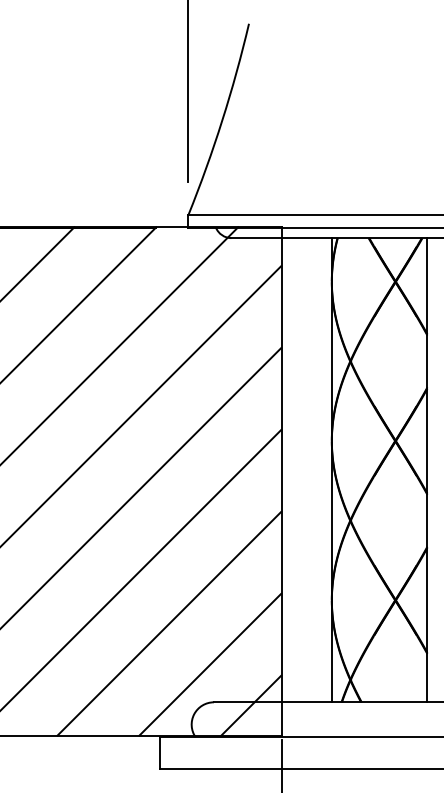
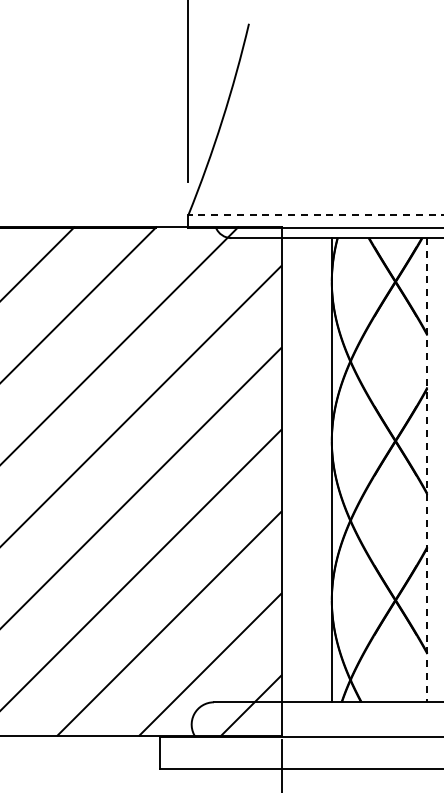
line: solid -> dashed (315, 214)
line: solid -> dashed (427, 470)
